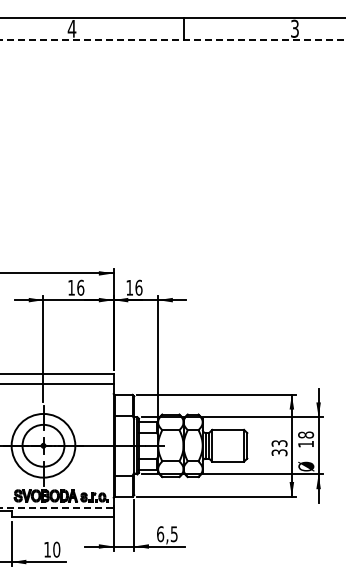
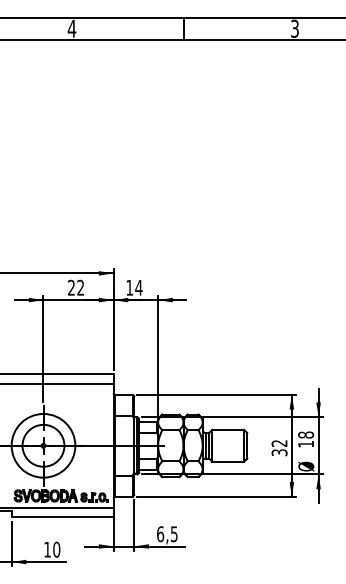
line: dashed -> solid (173, 39)
text: 16 -> 22 (76, 287)
text: 16 -> 14 (138, 287)
text: 33 -> 32 (279, 443)
line: dashed -> solid (57, 507)
